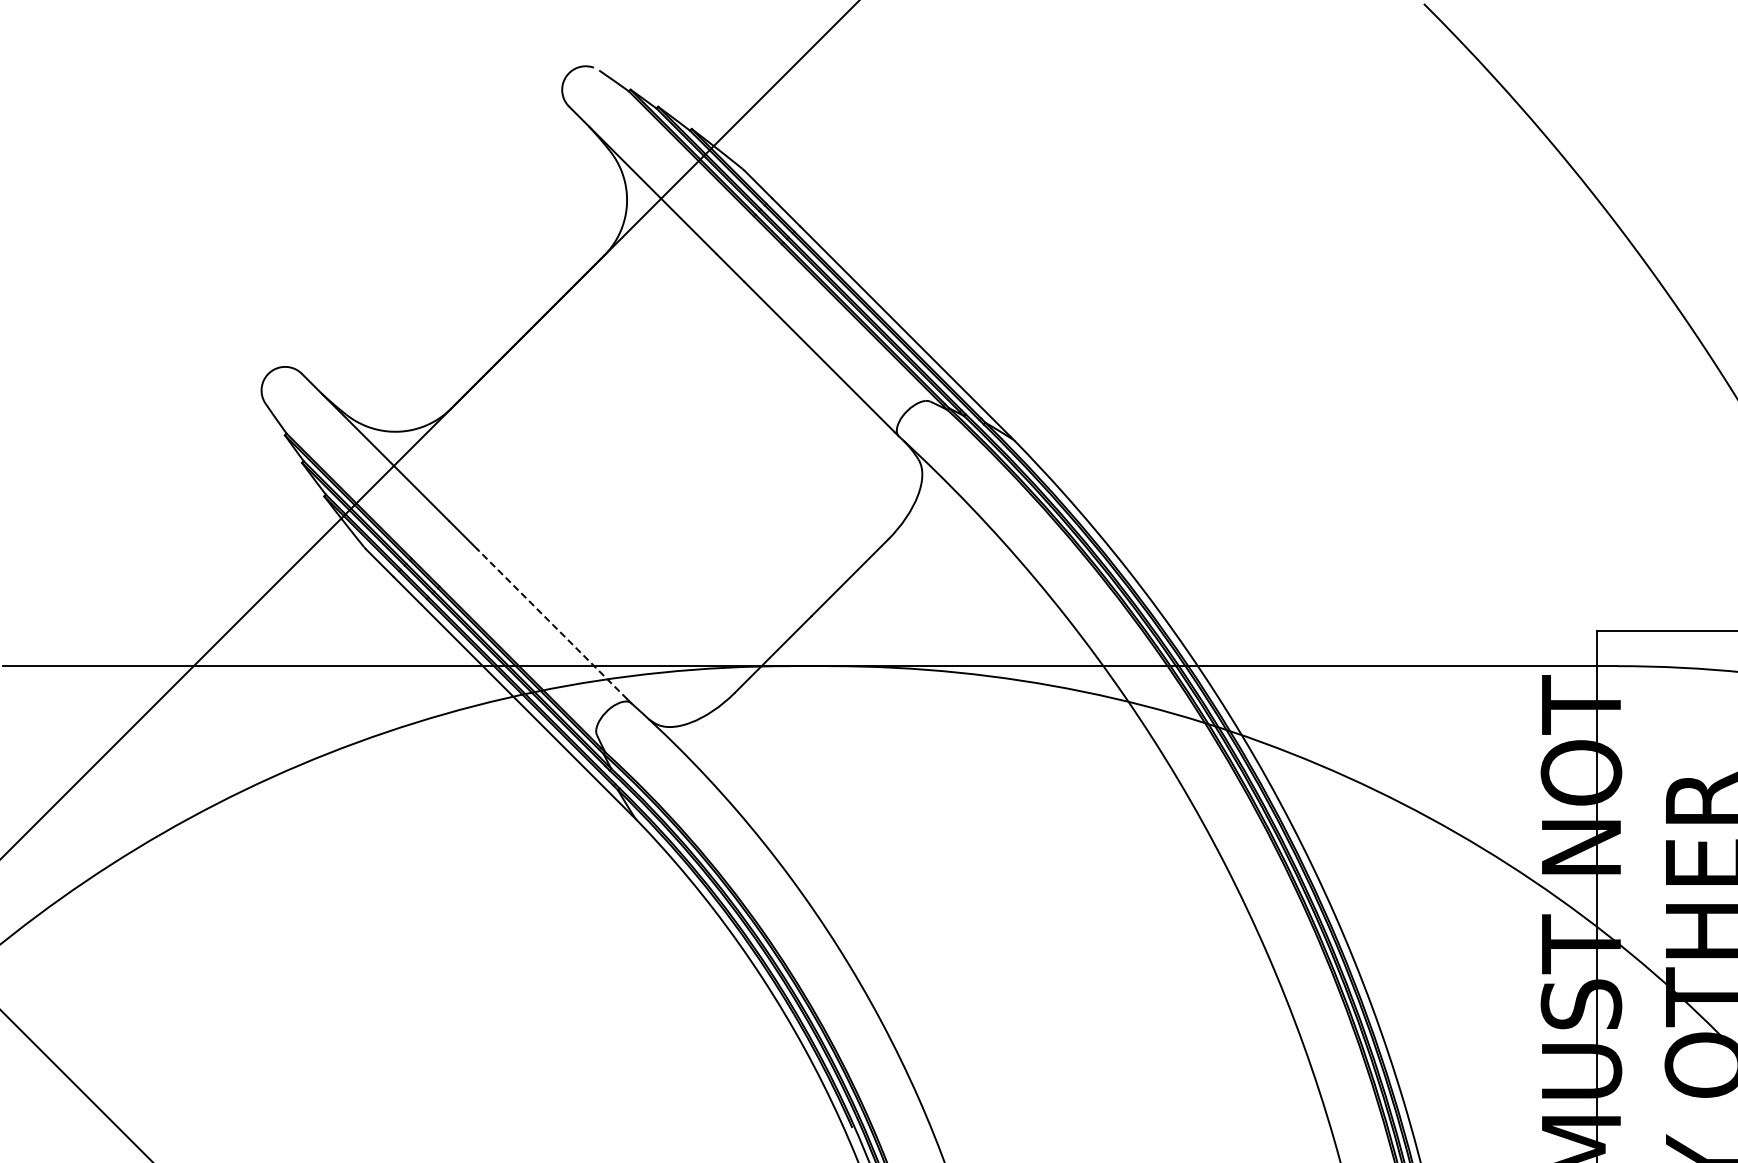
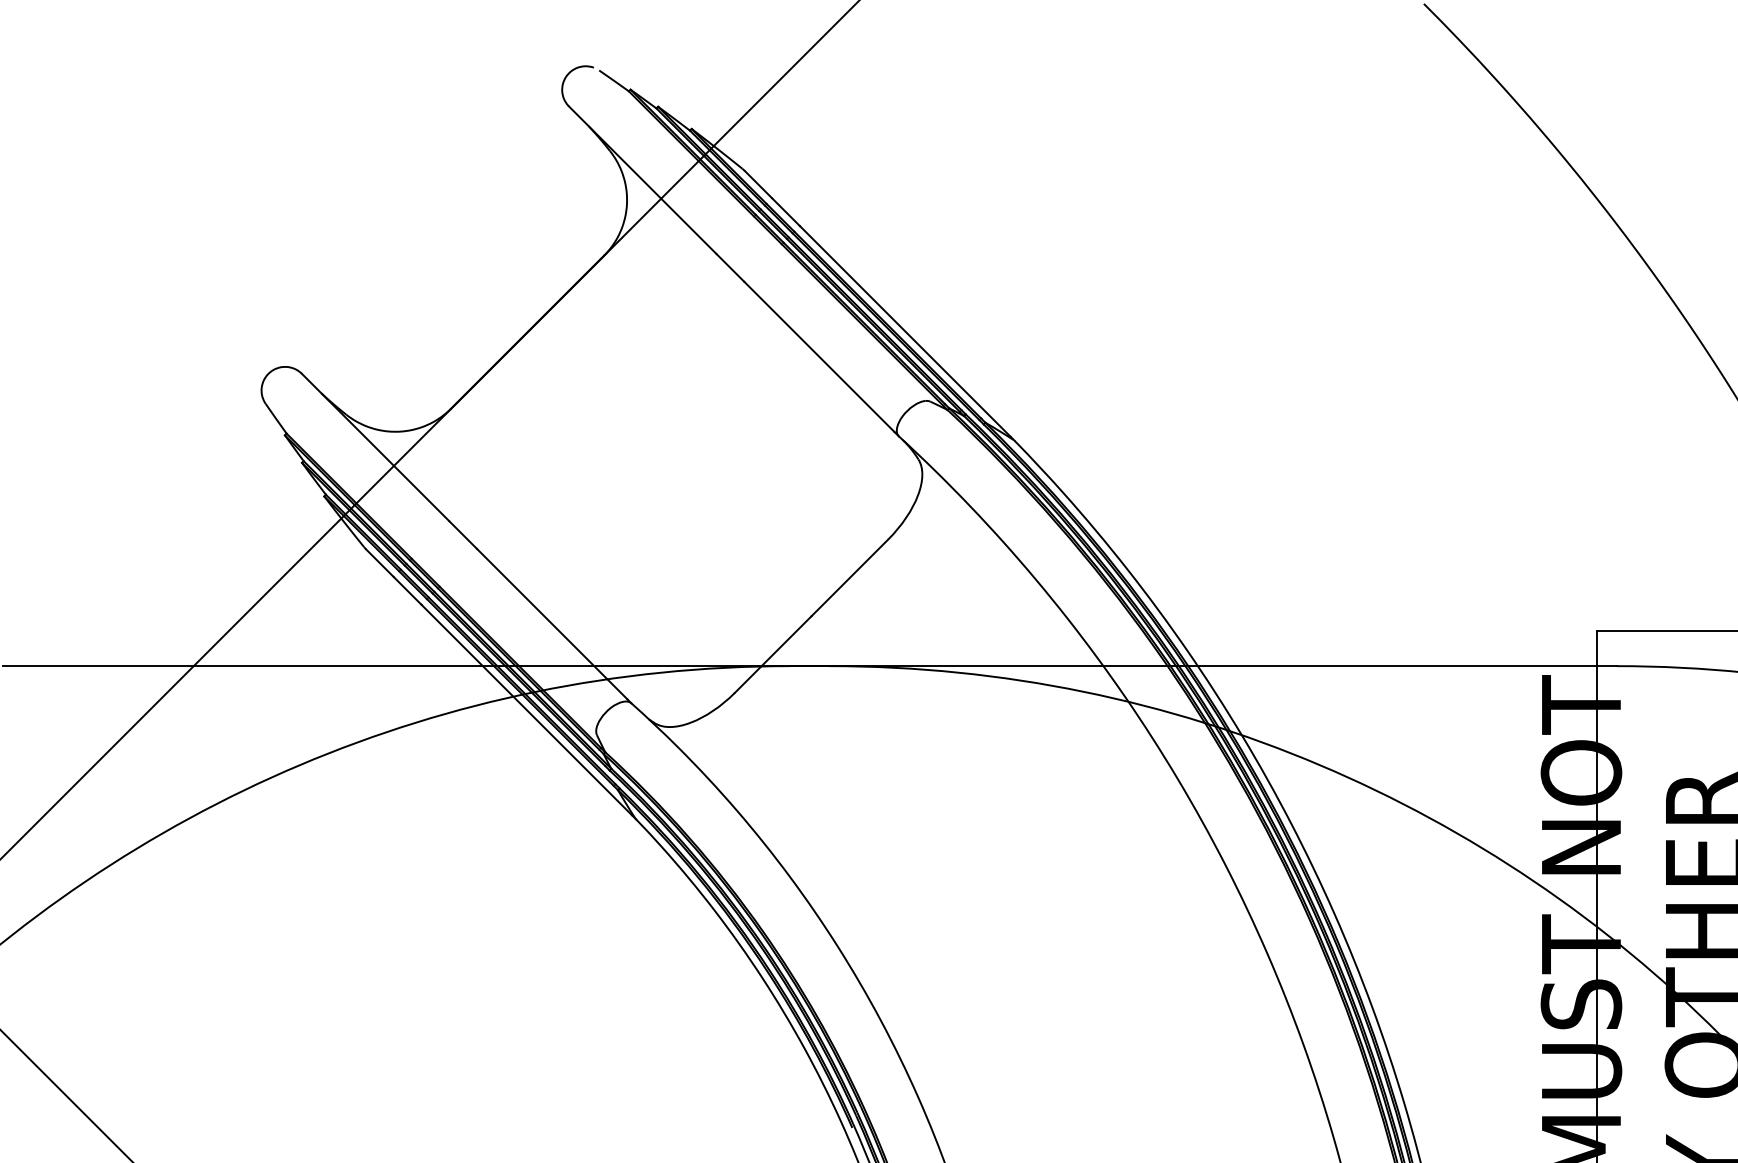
line: dashed -> solid (551, 623)
line position: (76, 1085) -> (66, 1095) (66, 1095)
